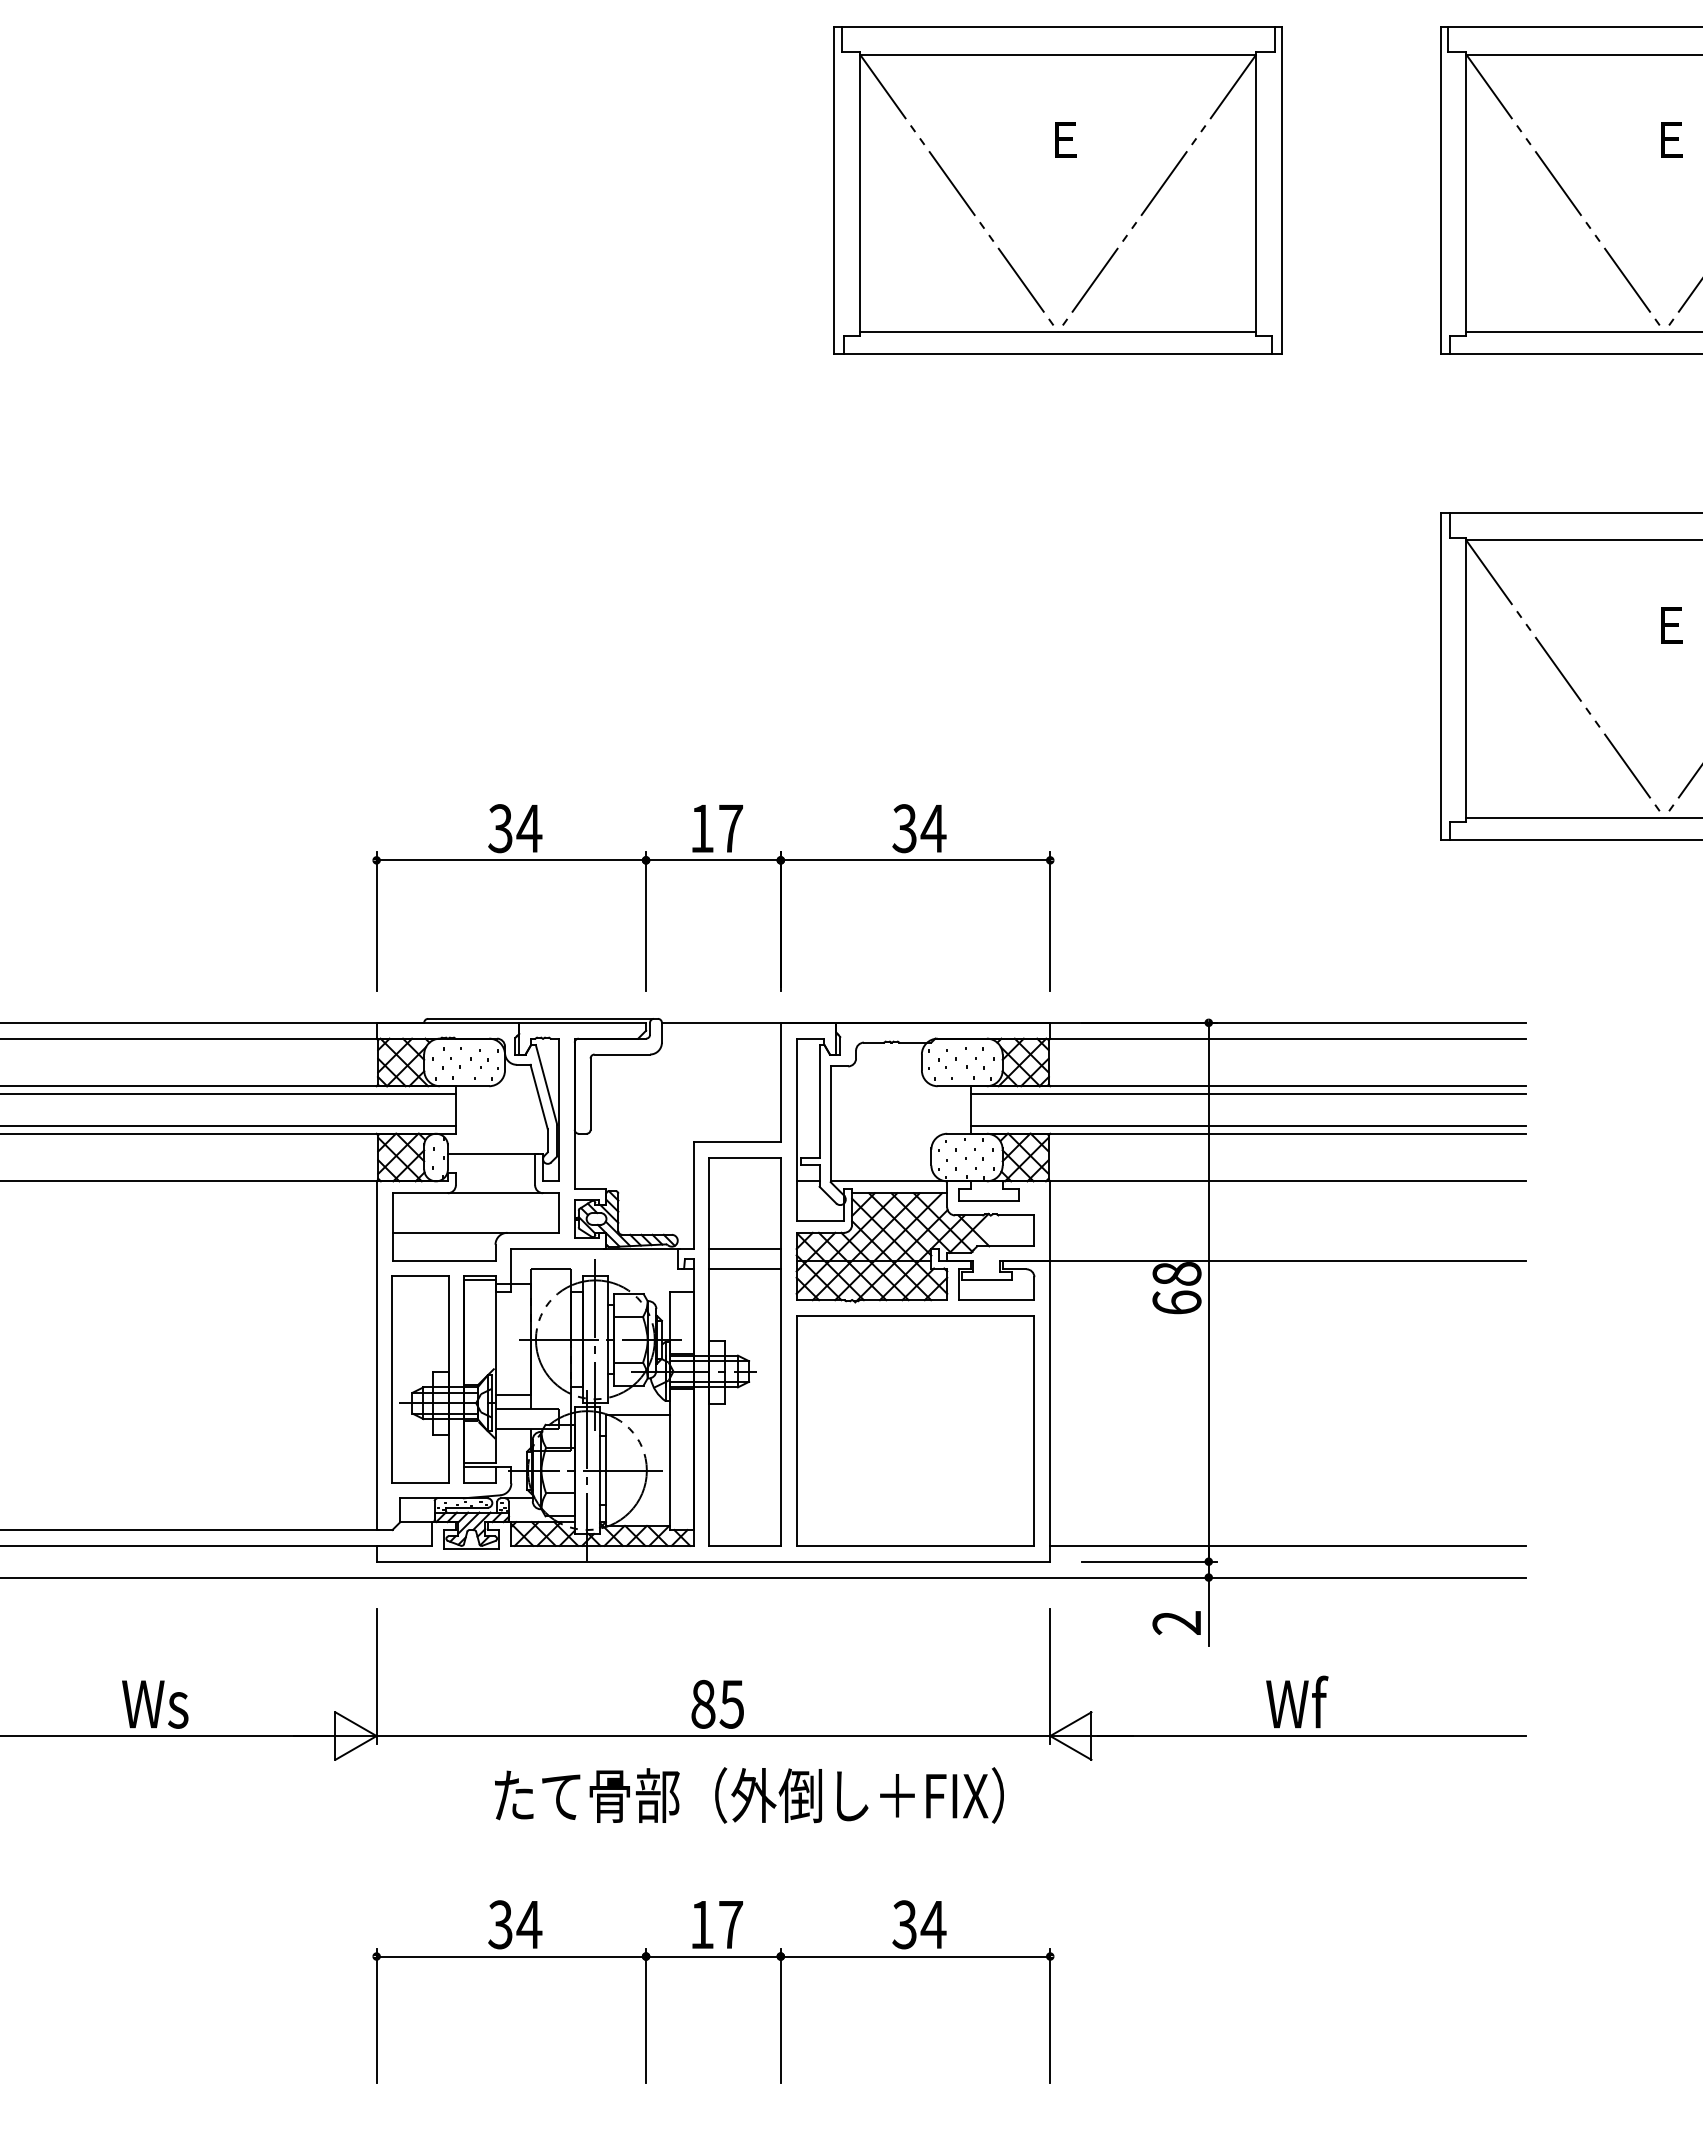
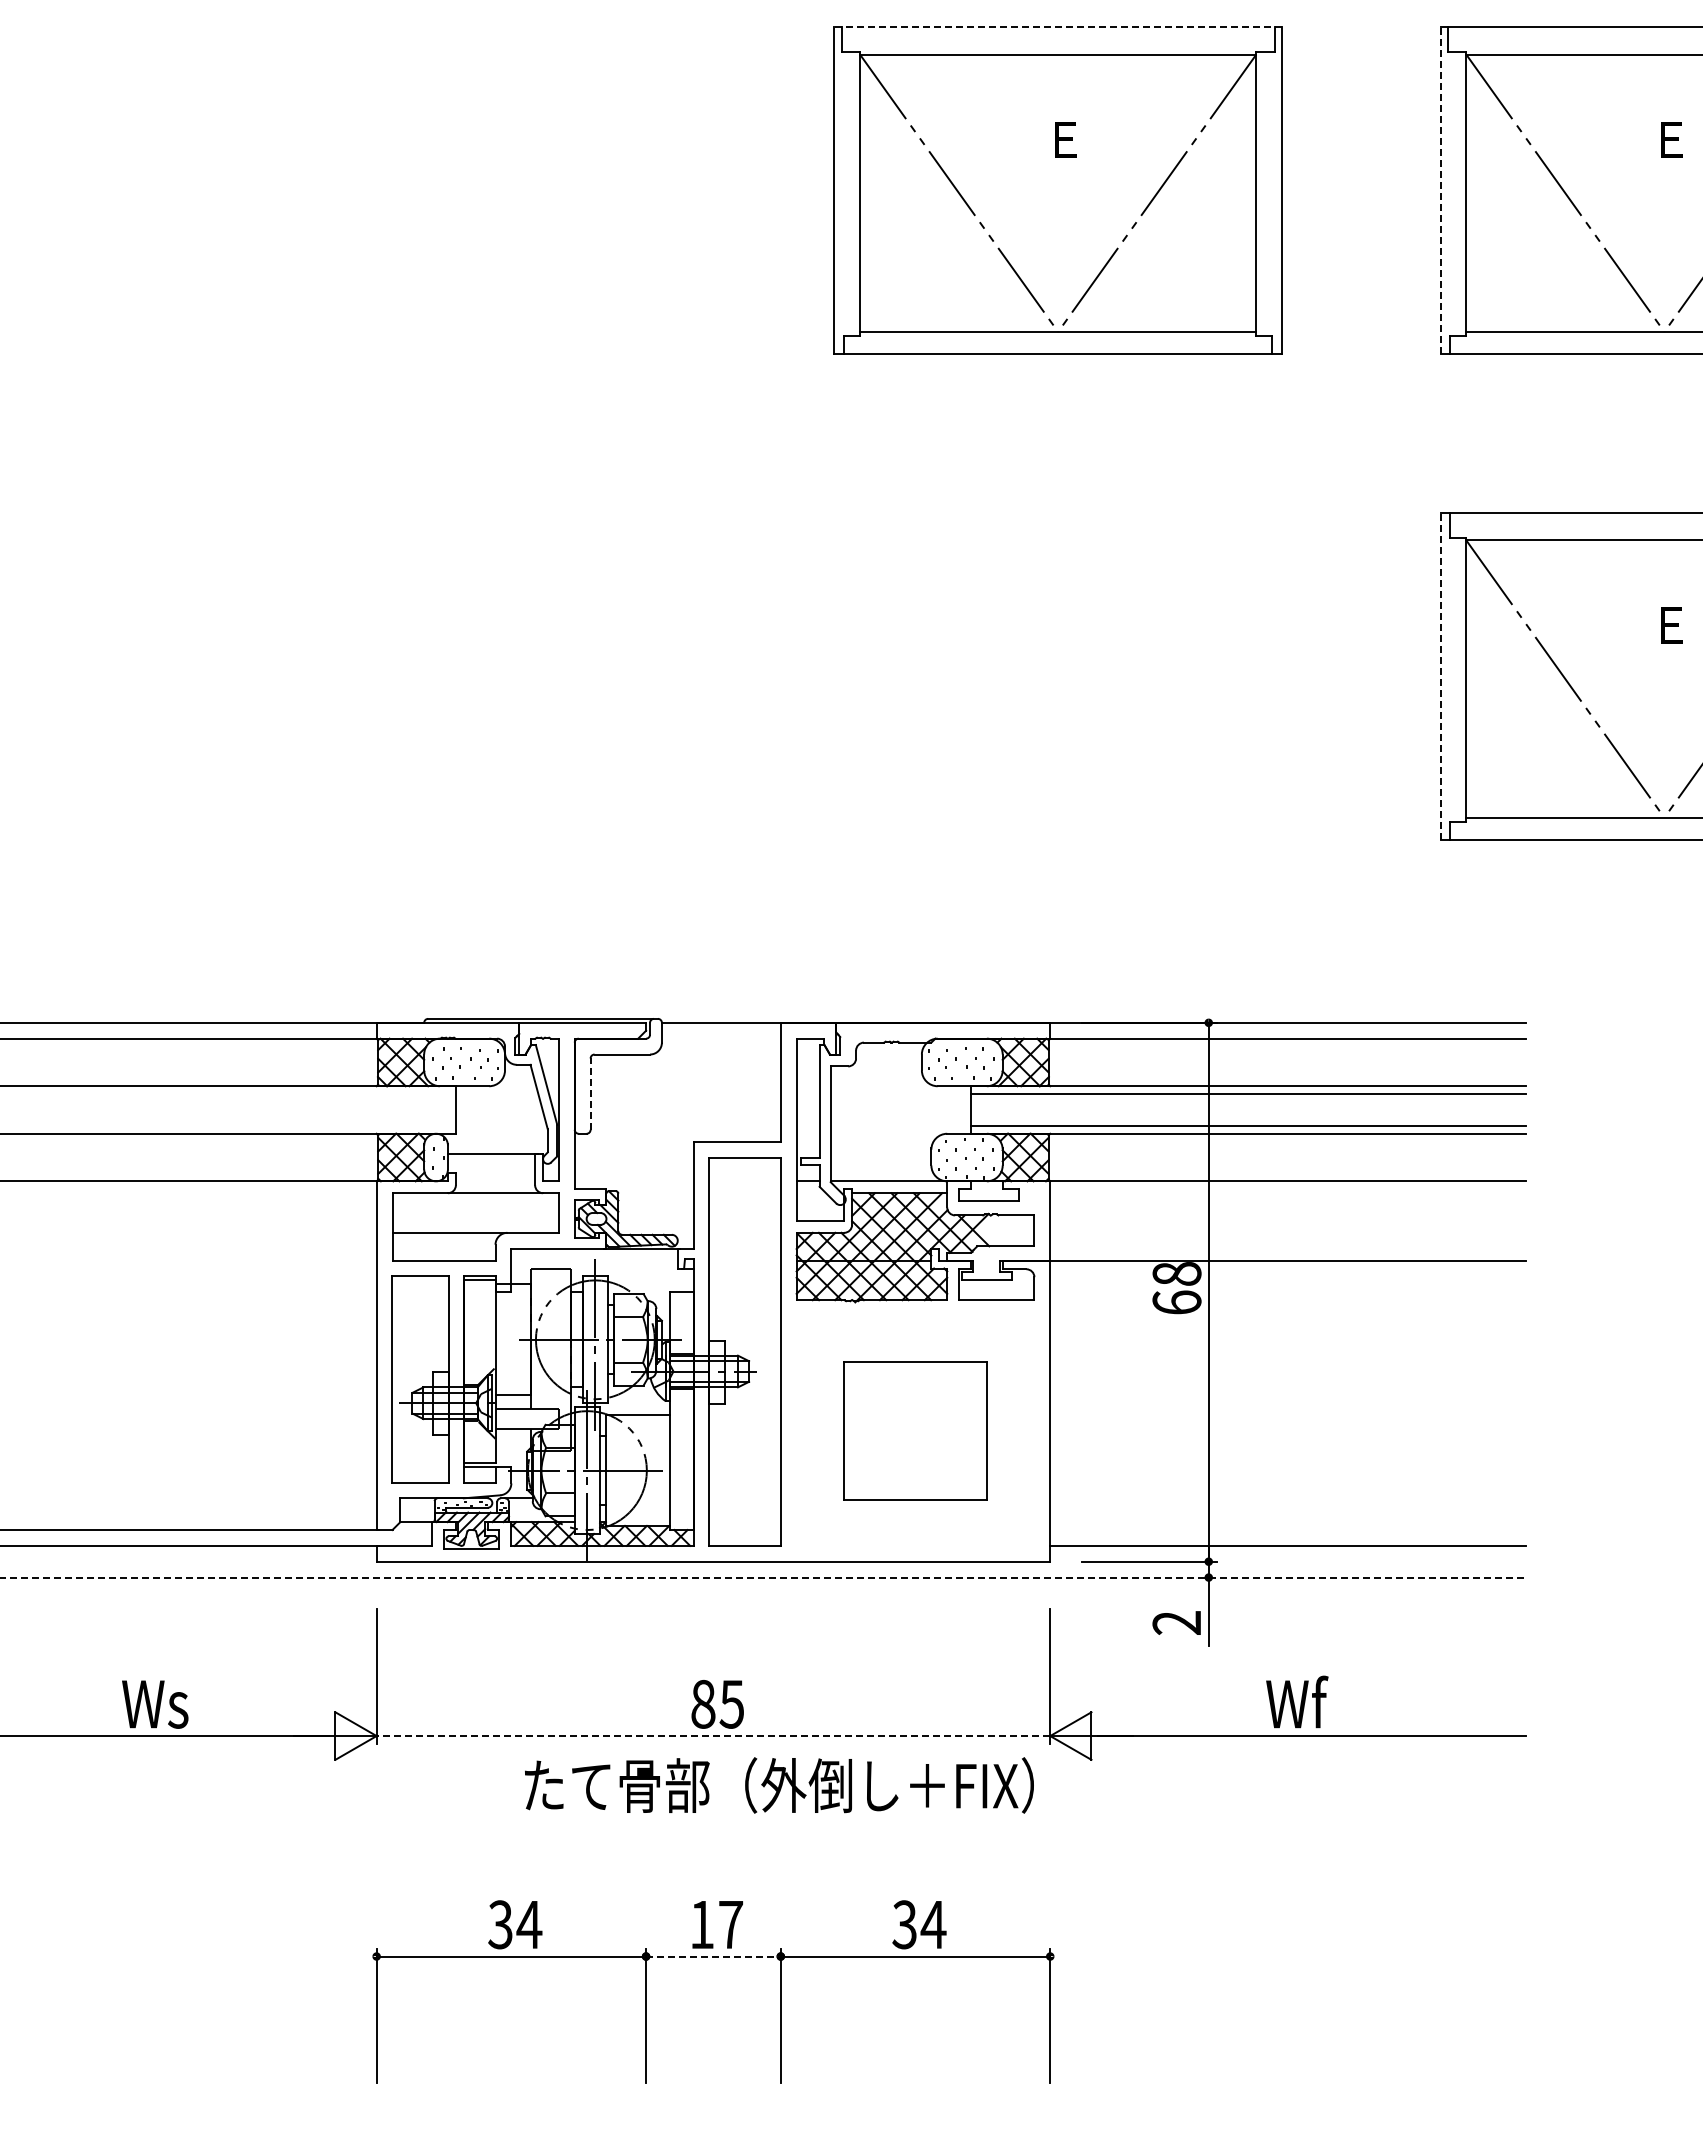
line: solid -> dashed (1058, 26)
line: solid -> dashed (1440, 190)
line: solid -> dashed (1440, 676)
part: present -> none (713, 860)
line: present -> none (228, 1094)
line: solid -> dashed (590, 1094)
line: present -> none (228, 1125)
line: present -> none (744, 1248)
line: present -> none (744, 1268)
part size: 239x232 px -> 145x140 px (915, 1430)
line: solid -> dashed (763, 1577)
line: solid -> dashed (713, 1736)
text position: (749, 1795) -> (779, 1785) (779, 1785)
line: solid -> dashed (713, 1956)
